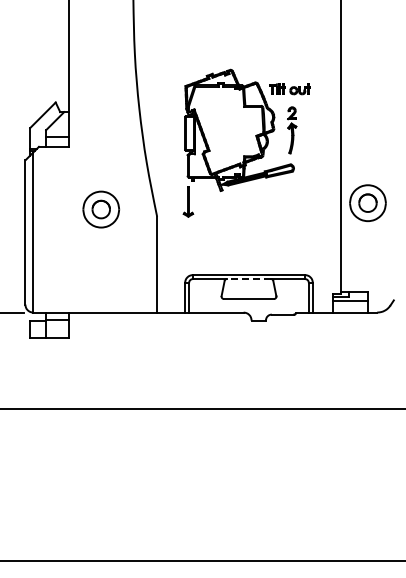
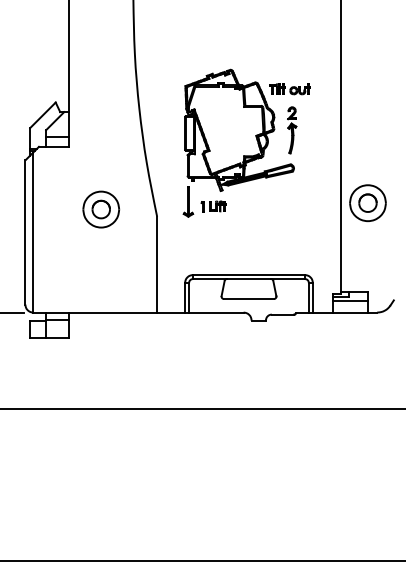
part: none -> present (213, 206)
line: dashed -> solid (248, 279)
